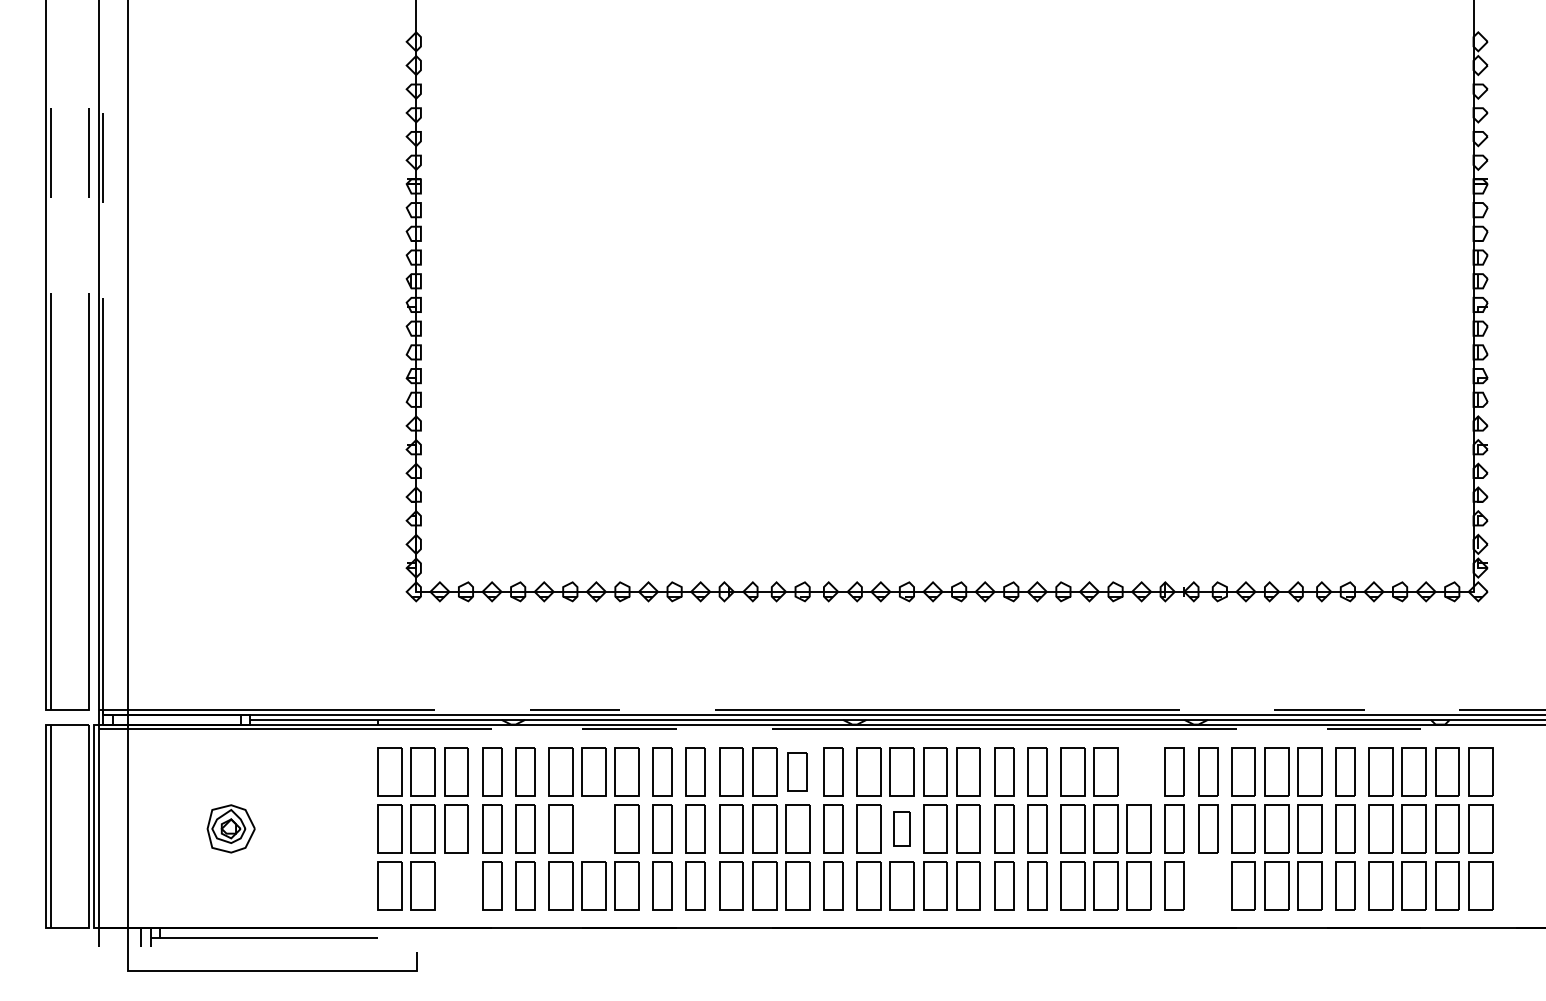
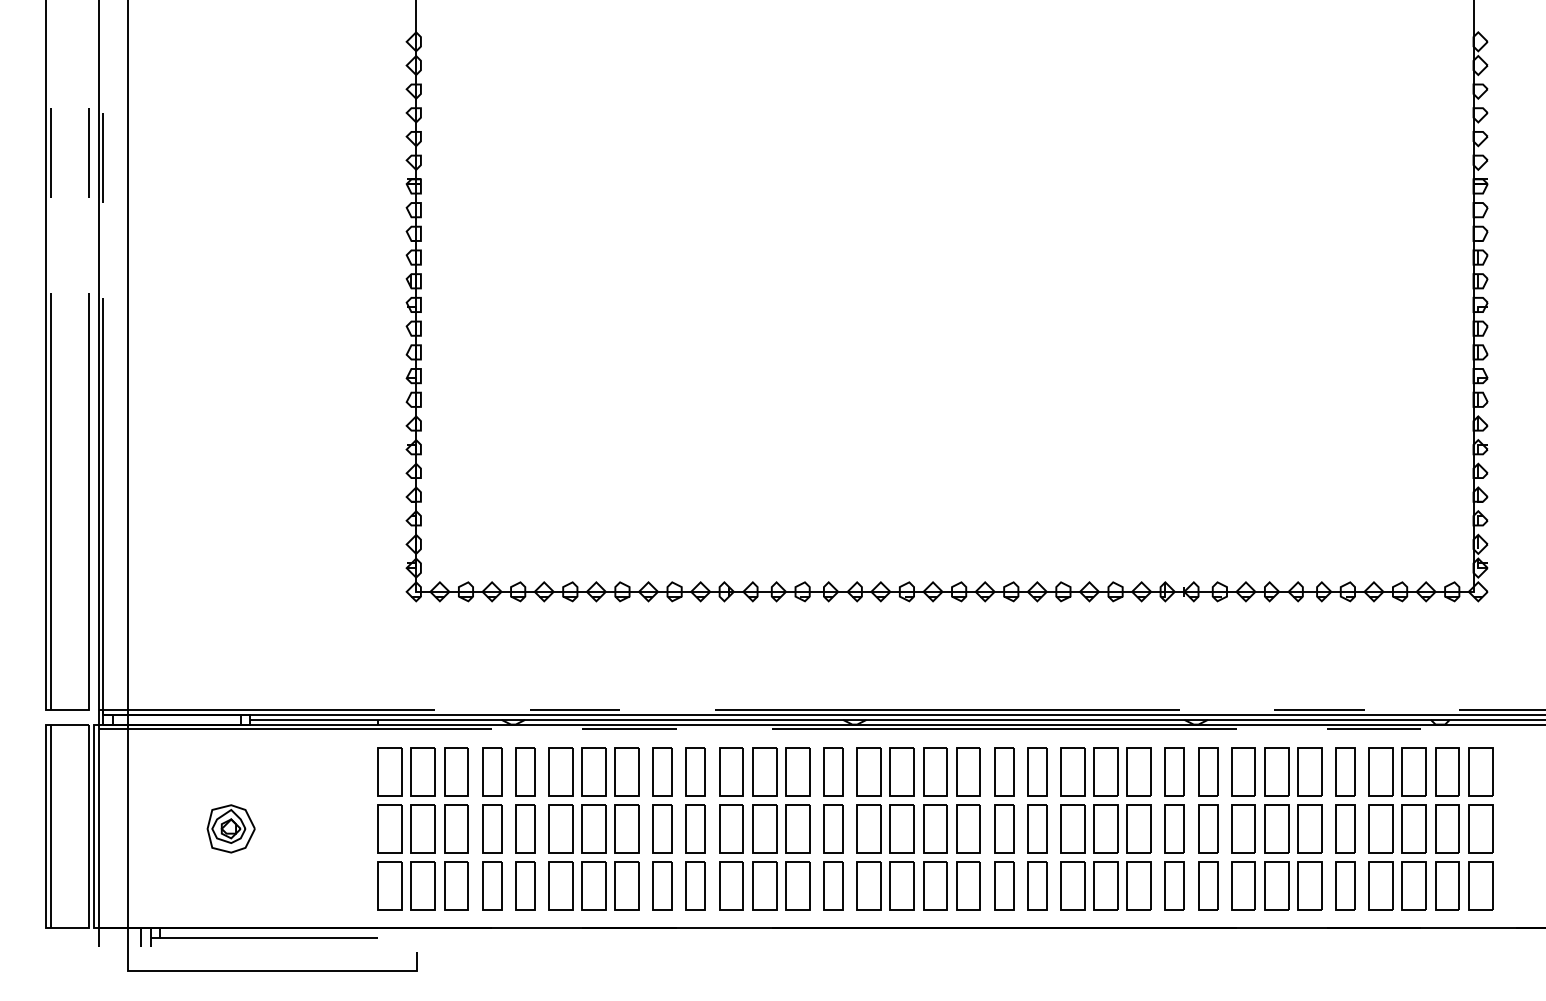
part size: 21x40 px -> 26x50 px (797, 771)
part: none -> present (1138, 771)
part: none -> present (593, 828)
part size: 18x36 px -> 26x50 px (901, 828)
part: none -> present (456, 885)
part: none -> present (1208, 885)
